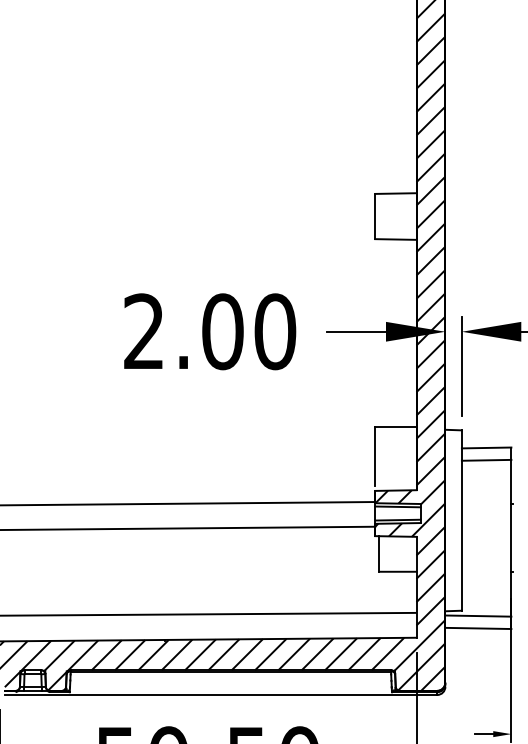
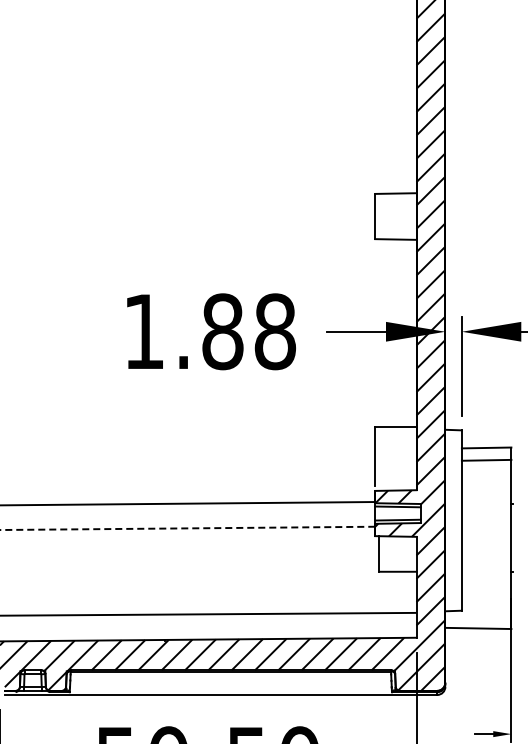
text: 2.00 -> 1.88 (210, 331)
line: solid -> dashed (187, 528)
line: present -> none (478, 615)
